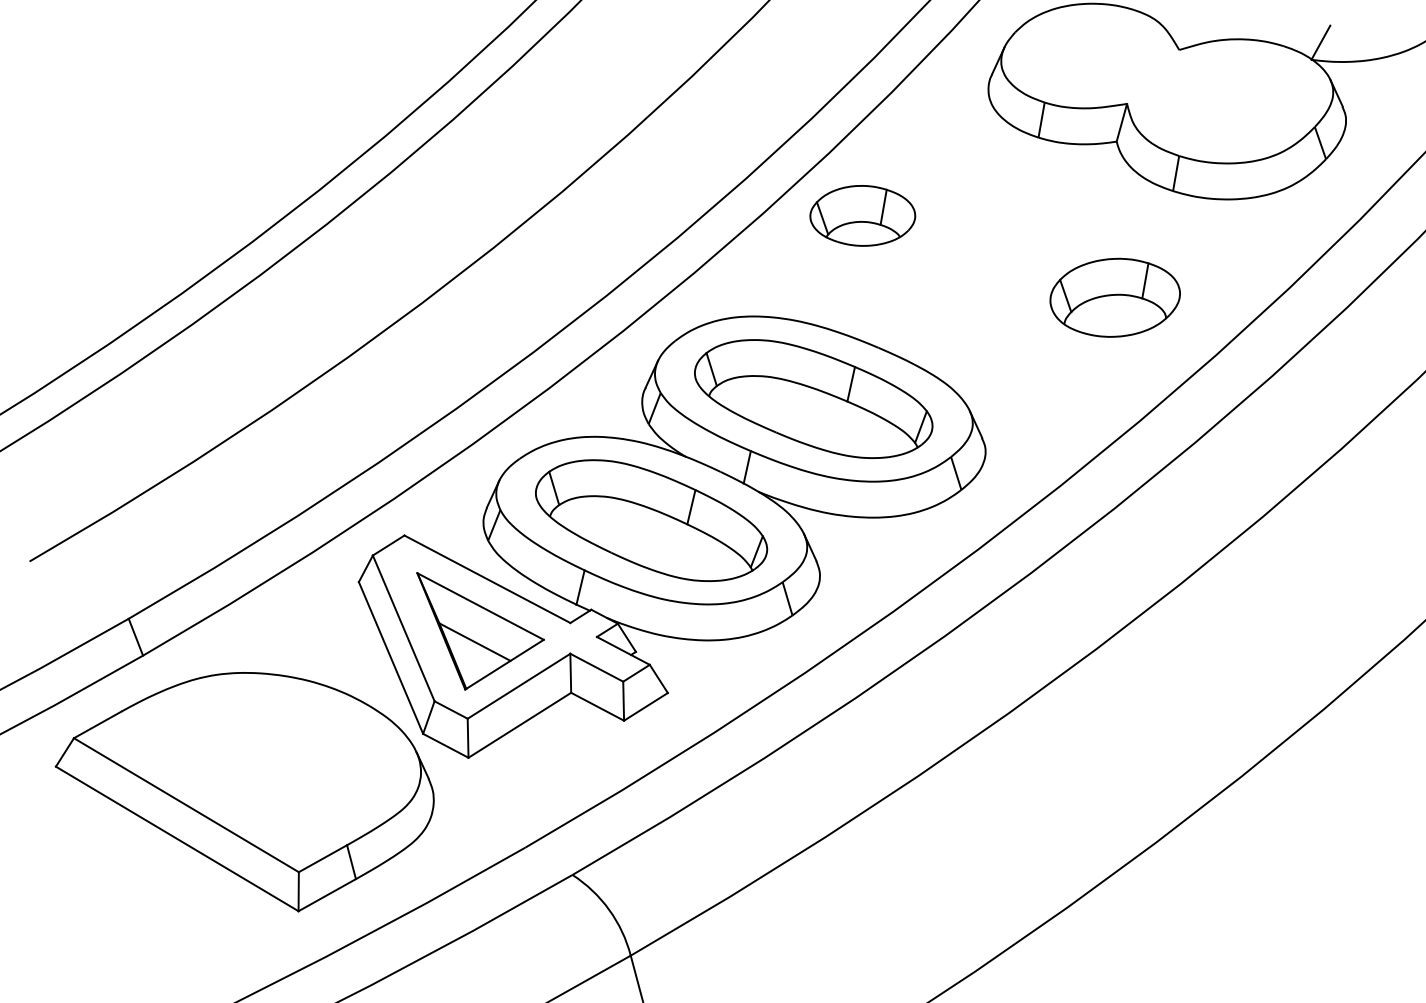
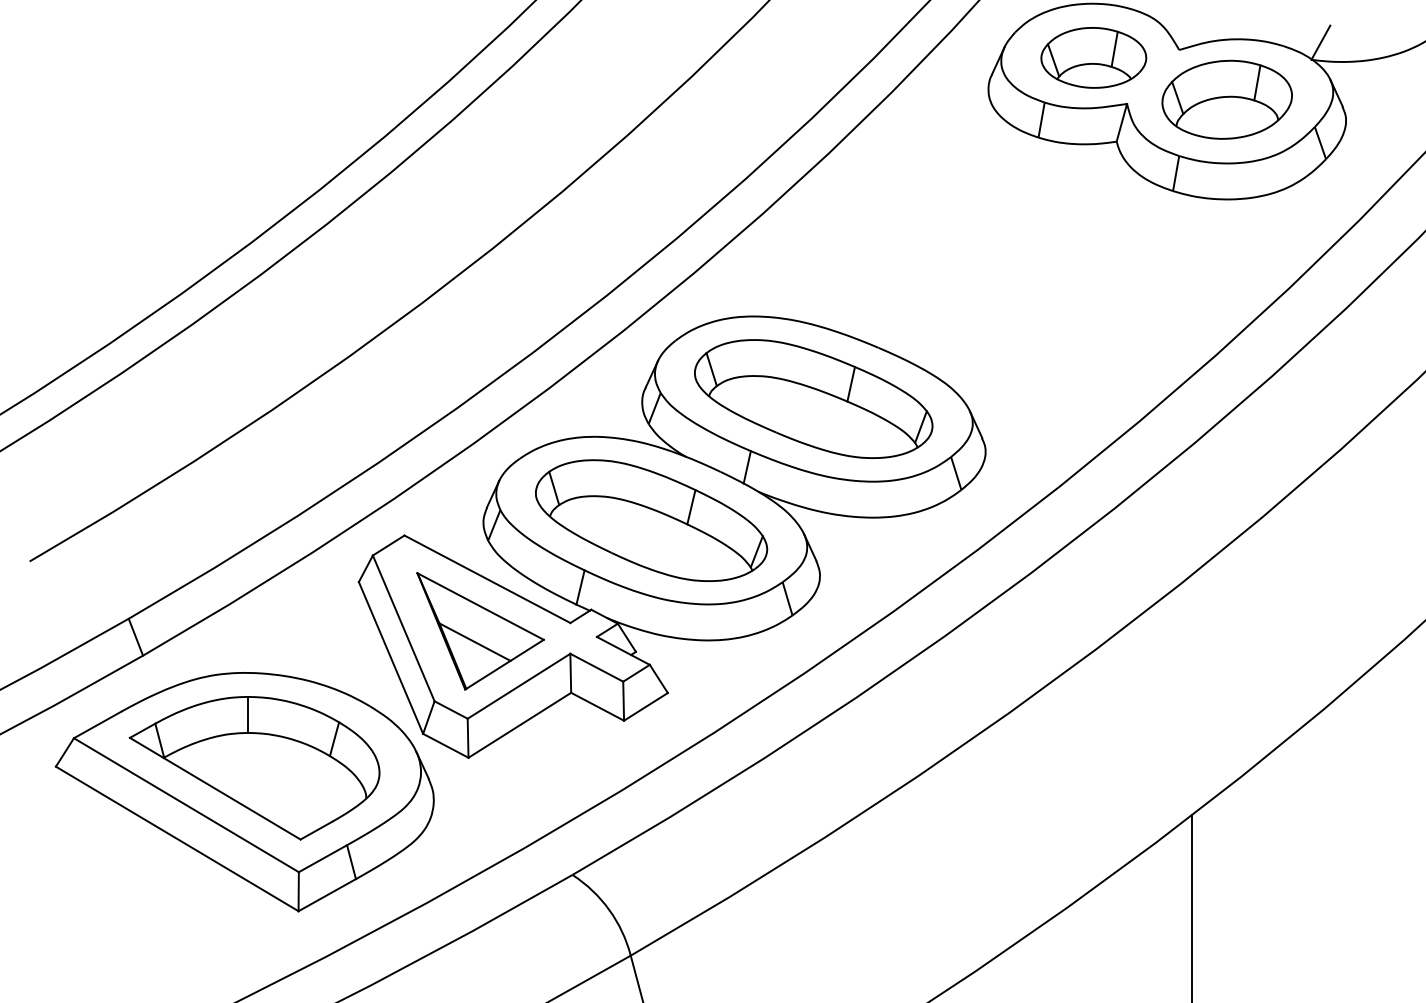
part position: (862, 215) -> (1093, 57) (1093, 57)
part position: (1114, 297) -> (1226, 99) (1226, 99)
part: none -> present (254, 768)
line: none -> present (1192, 907)
